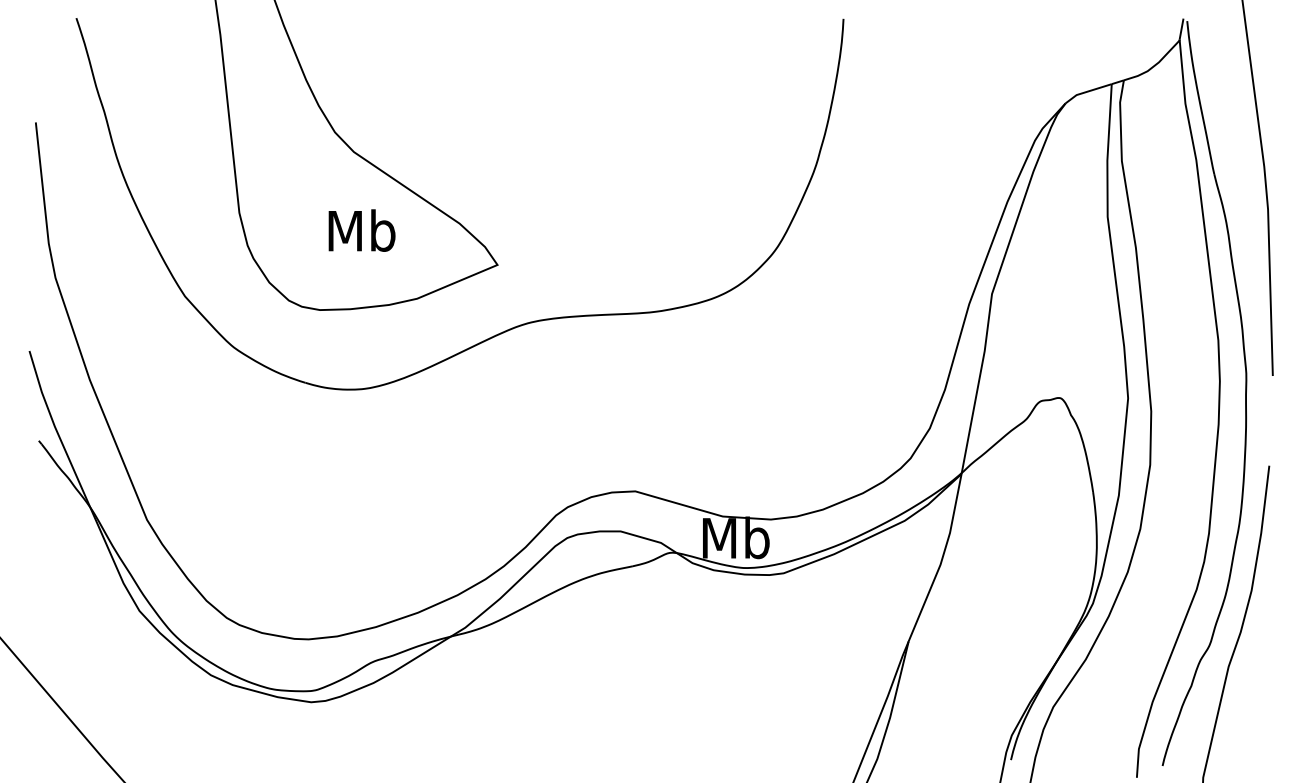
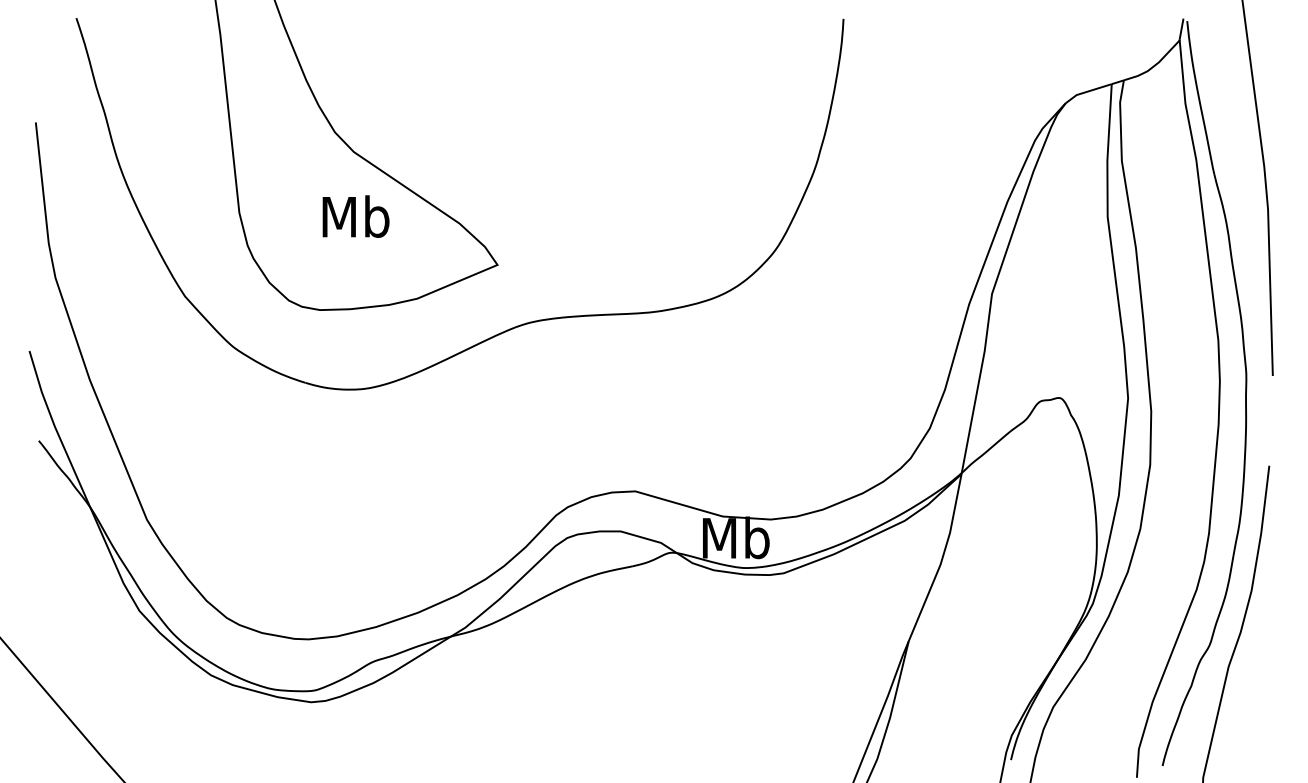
text position: (361, 230) -> (355, 216) (355, 216)
